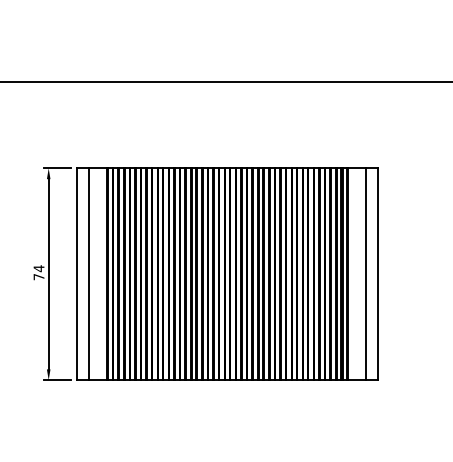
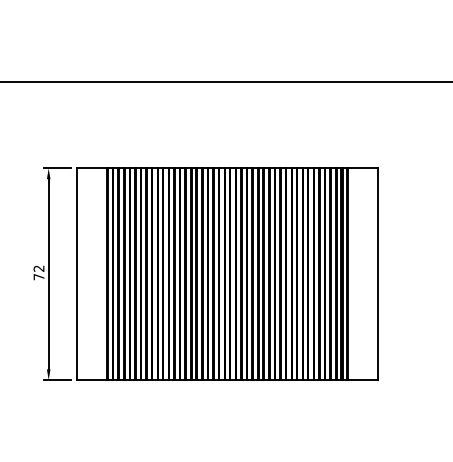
text: 74 -> 72 (38, 268)
line: present -> none (89, 274)
line: present -> none (365, 274)
